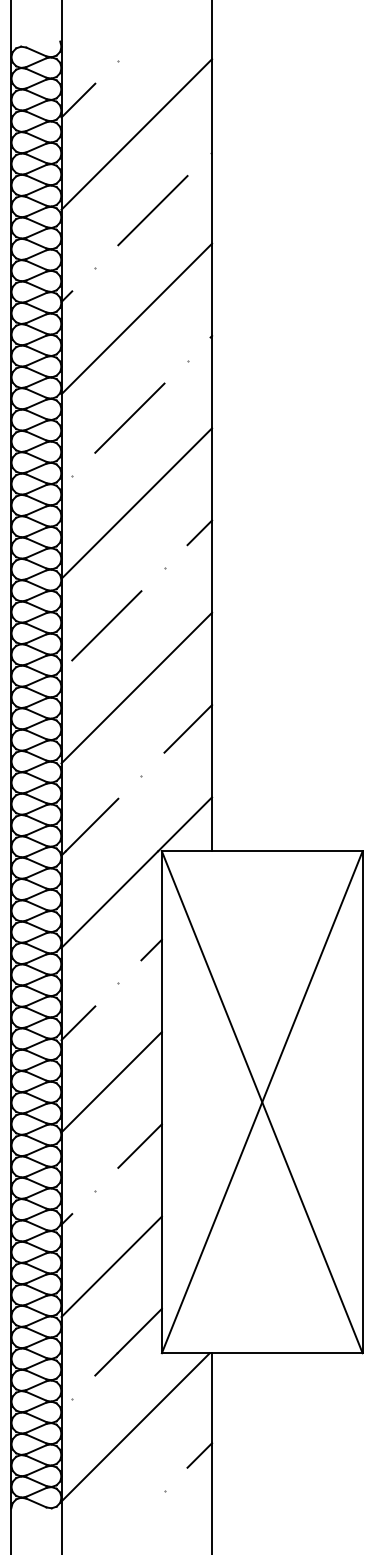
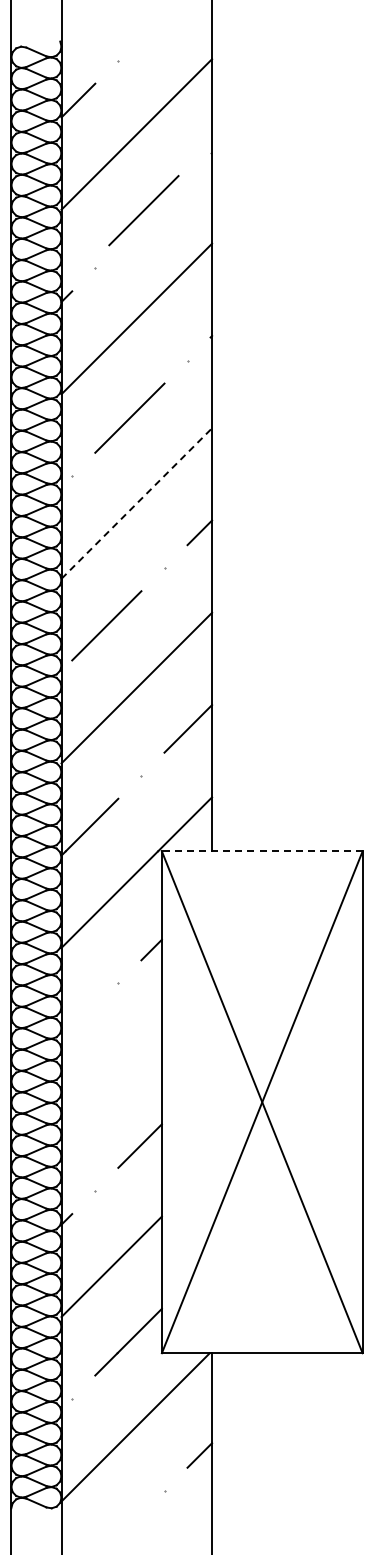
line position: (152, 210) -> (143, 210) (143, 210)
line: solid -> dashed (137, 503)
line: solid -> dashed (261, 851)
line: present -> none (78, 1023)
line: present -> none (111, 1082)
